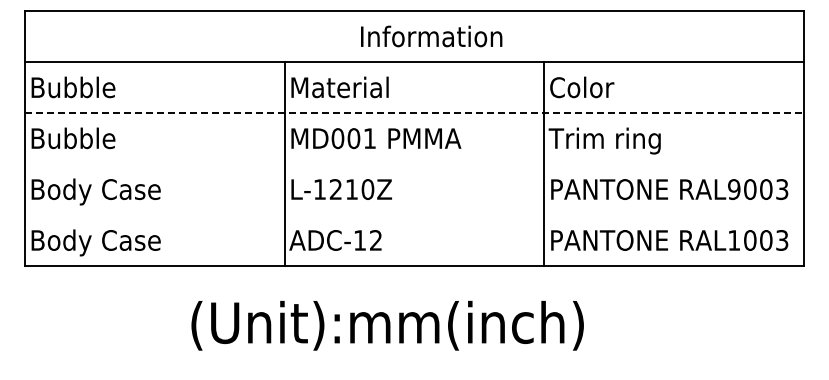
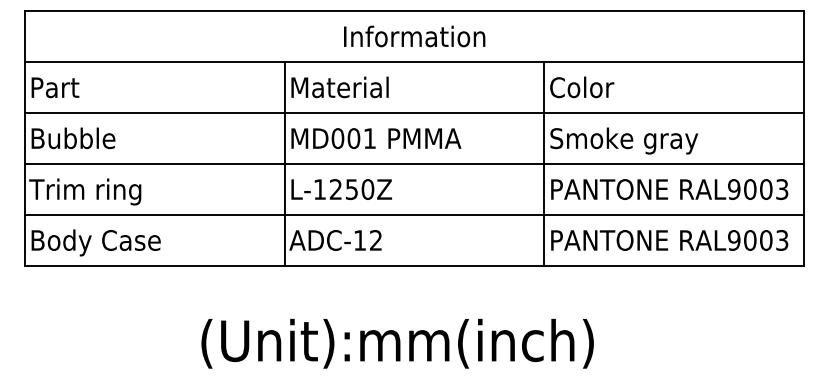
text position: (431, 36) -> (414, 36) (414, 36)
text: Bubble -> Part (74, 87)
line: dashed -> solid (414, 113)
text: Trim ring -> Smoke gray (623, 140)
line: none -> present (414, 164)
text: L-1210Z -> L-1250Z (351, 189)
text: Body Case -> Trim ring (94, 191)
line: none -> present (414, 215)
text: RAL1003 -> RAL9003 (734, 240)
text position: (387, 325) -> (397, 343) (397, 343)
